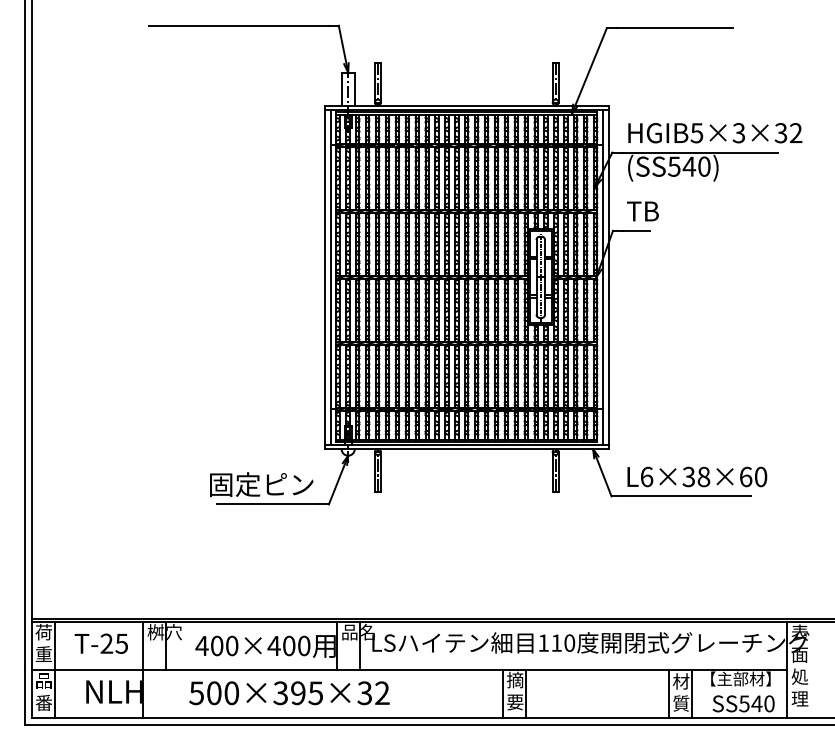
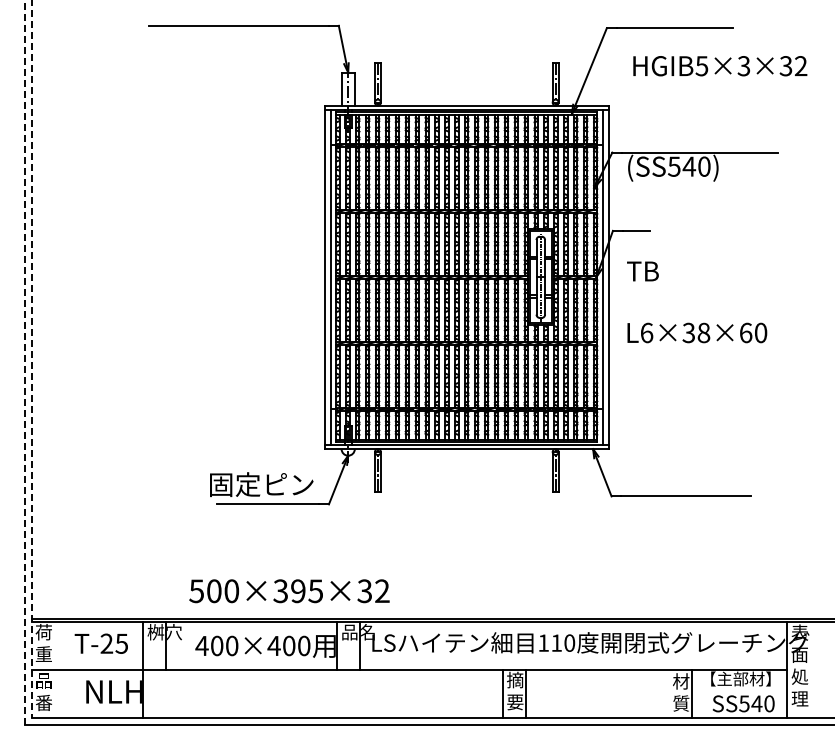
text position: (715, 133) -> (720, 66) (720, 66)
text position: (642, 211) -> (642, 271) (642, 271)
line: solid -> dashed (31, 358)
line: solid -> dashed (25, 362)
text position: (697, 476) -> (697, 332) (697, 332)
line: present -> none (54, 669)
text position: (289, 693) -> (289, 591) (289, 591)
line: present -> none (669, 693)
